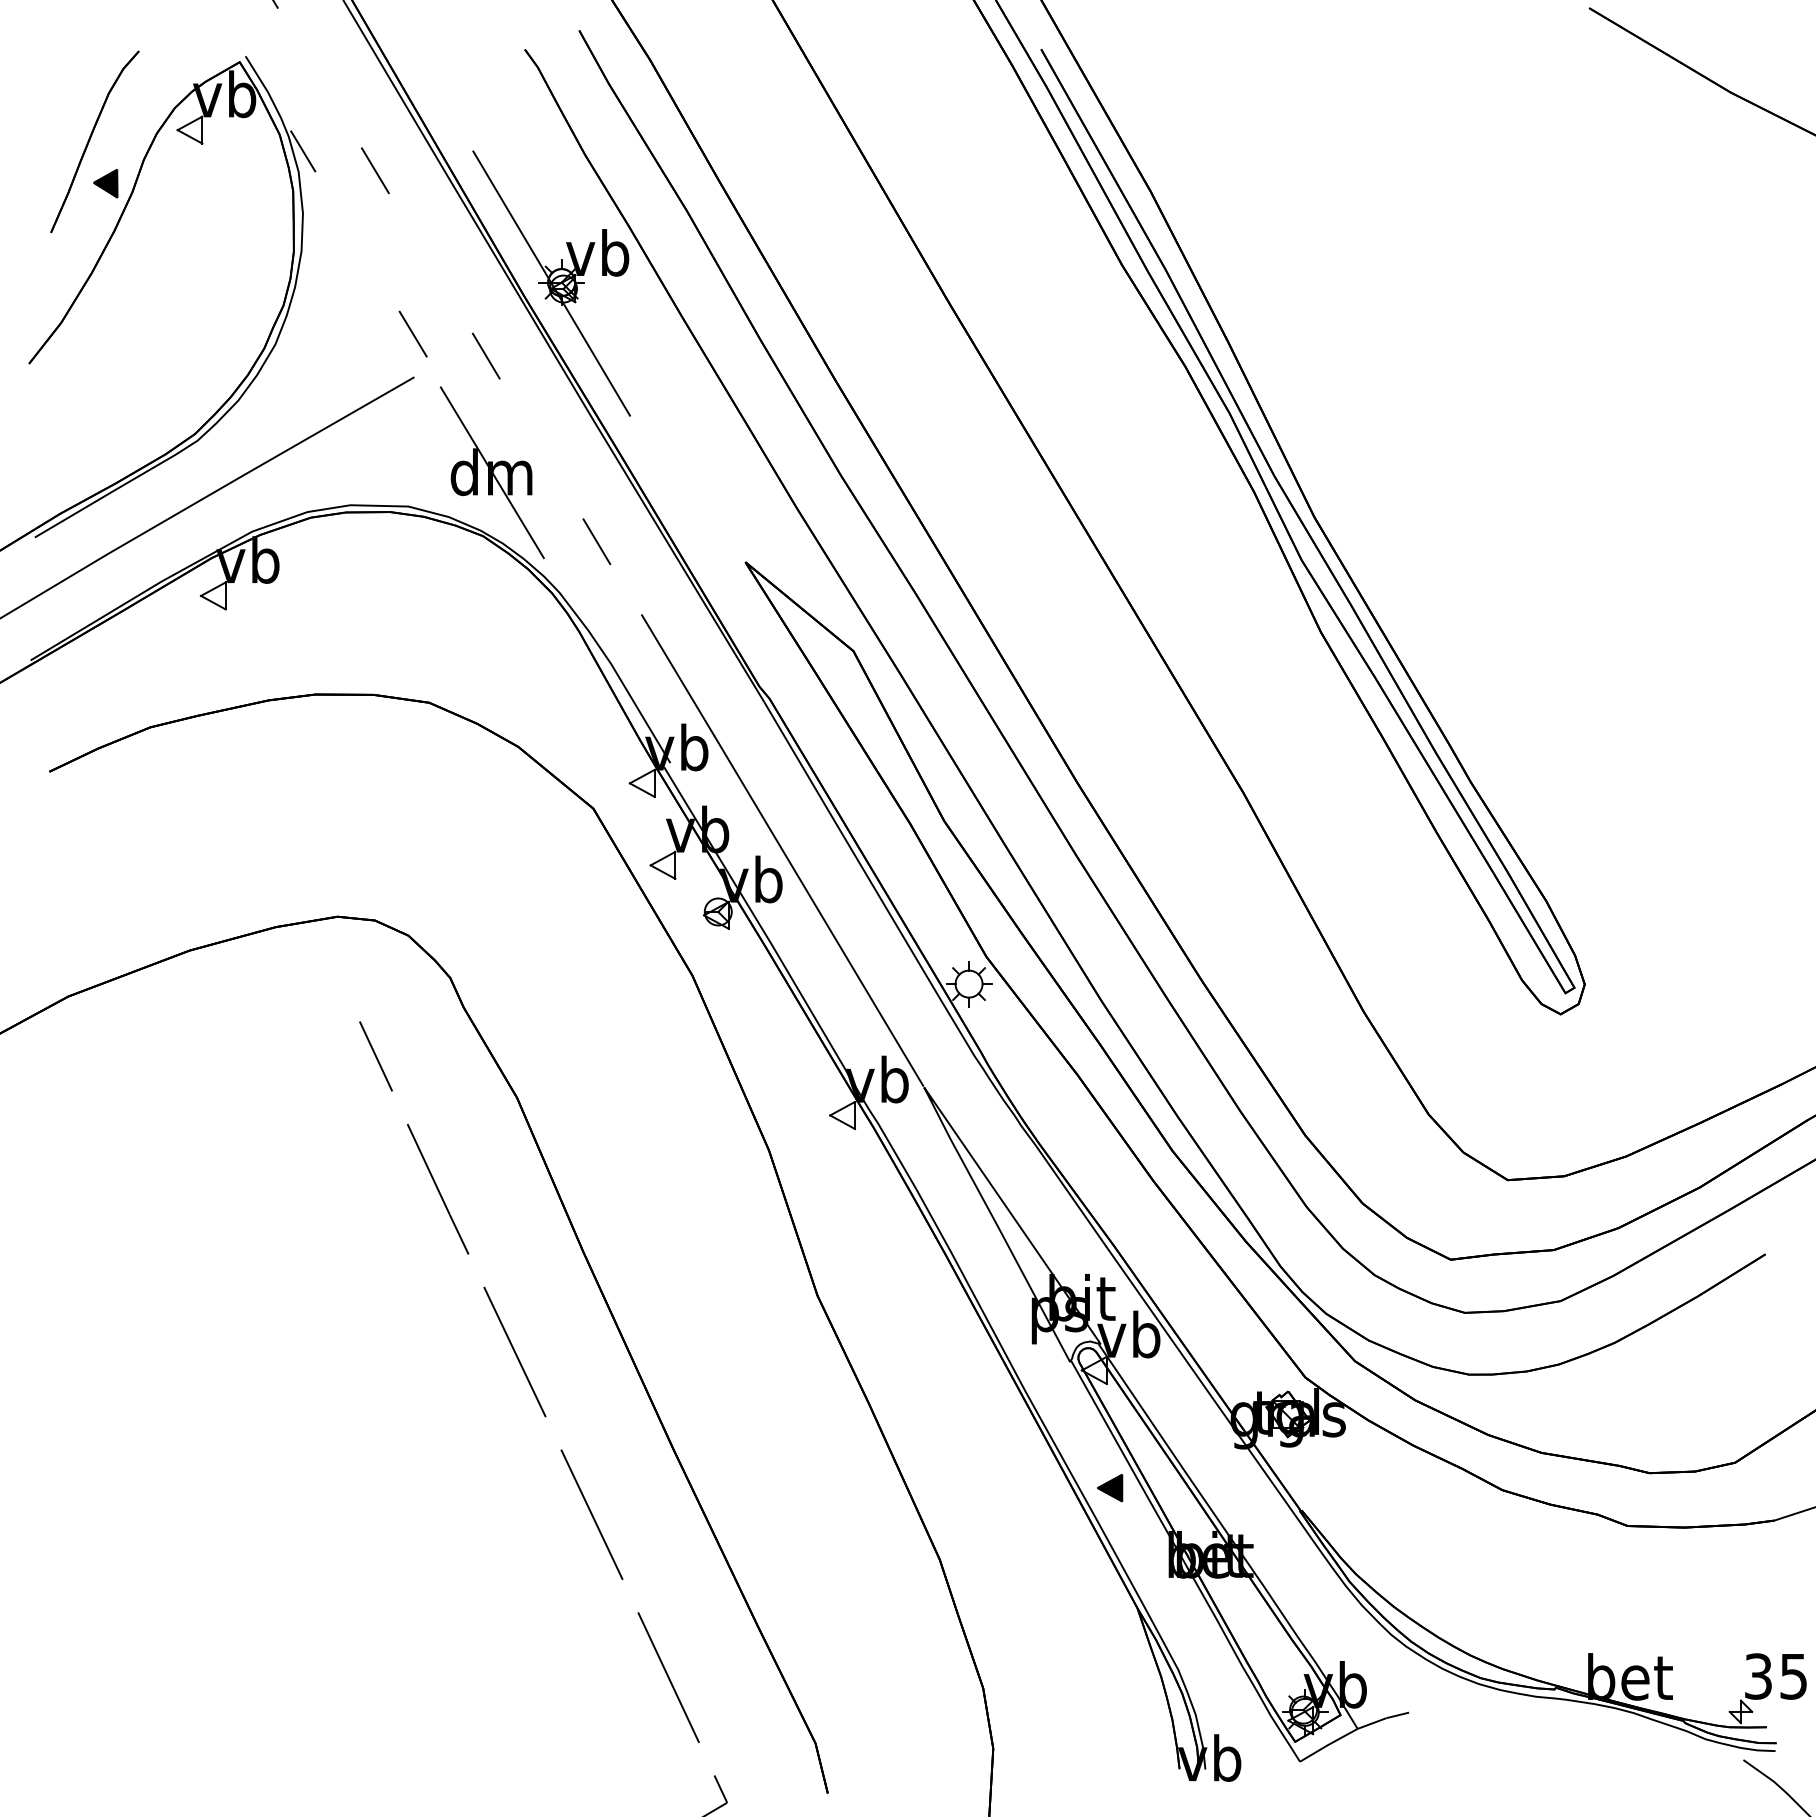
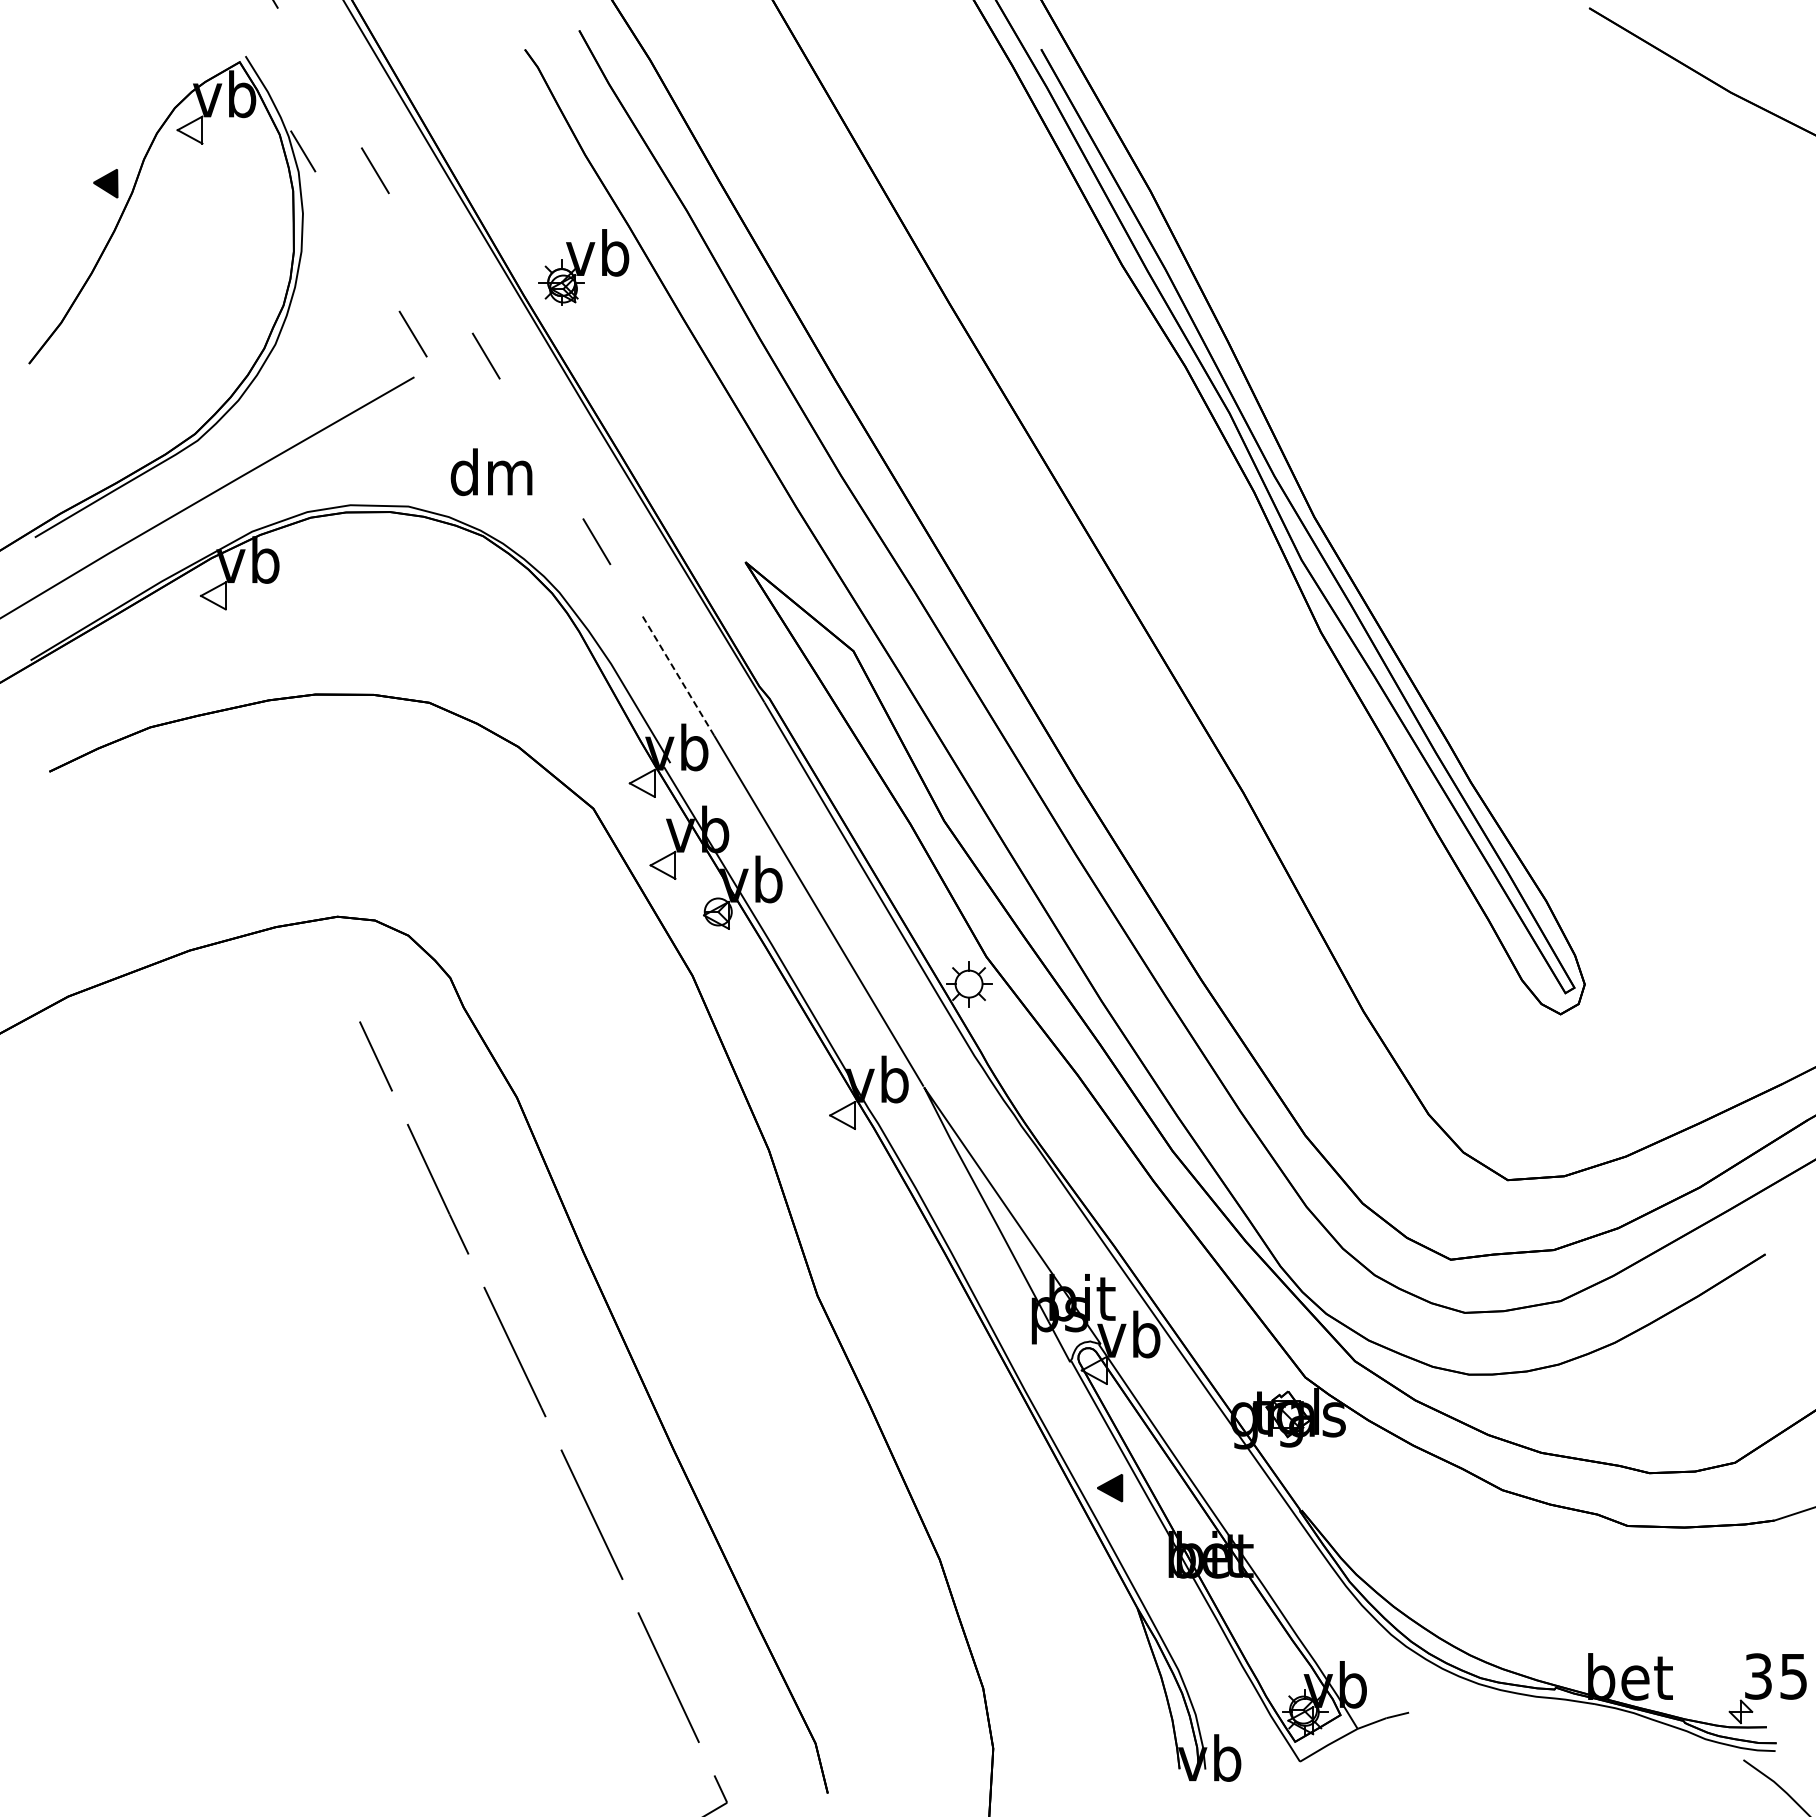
part: present -> none (94, 141)
line: present -> none (551, 283)
line: present -> none (491, 472)
line: solid -> dashed (677, 675)
